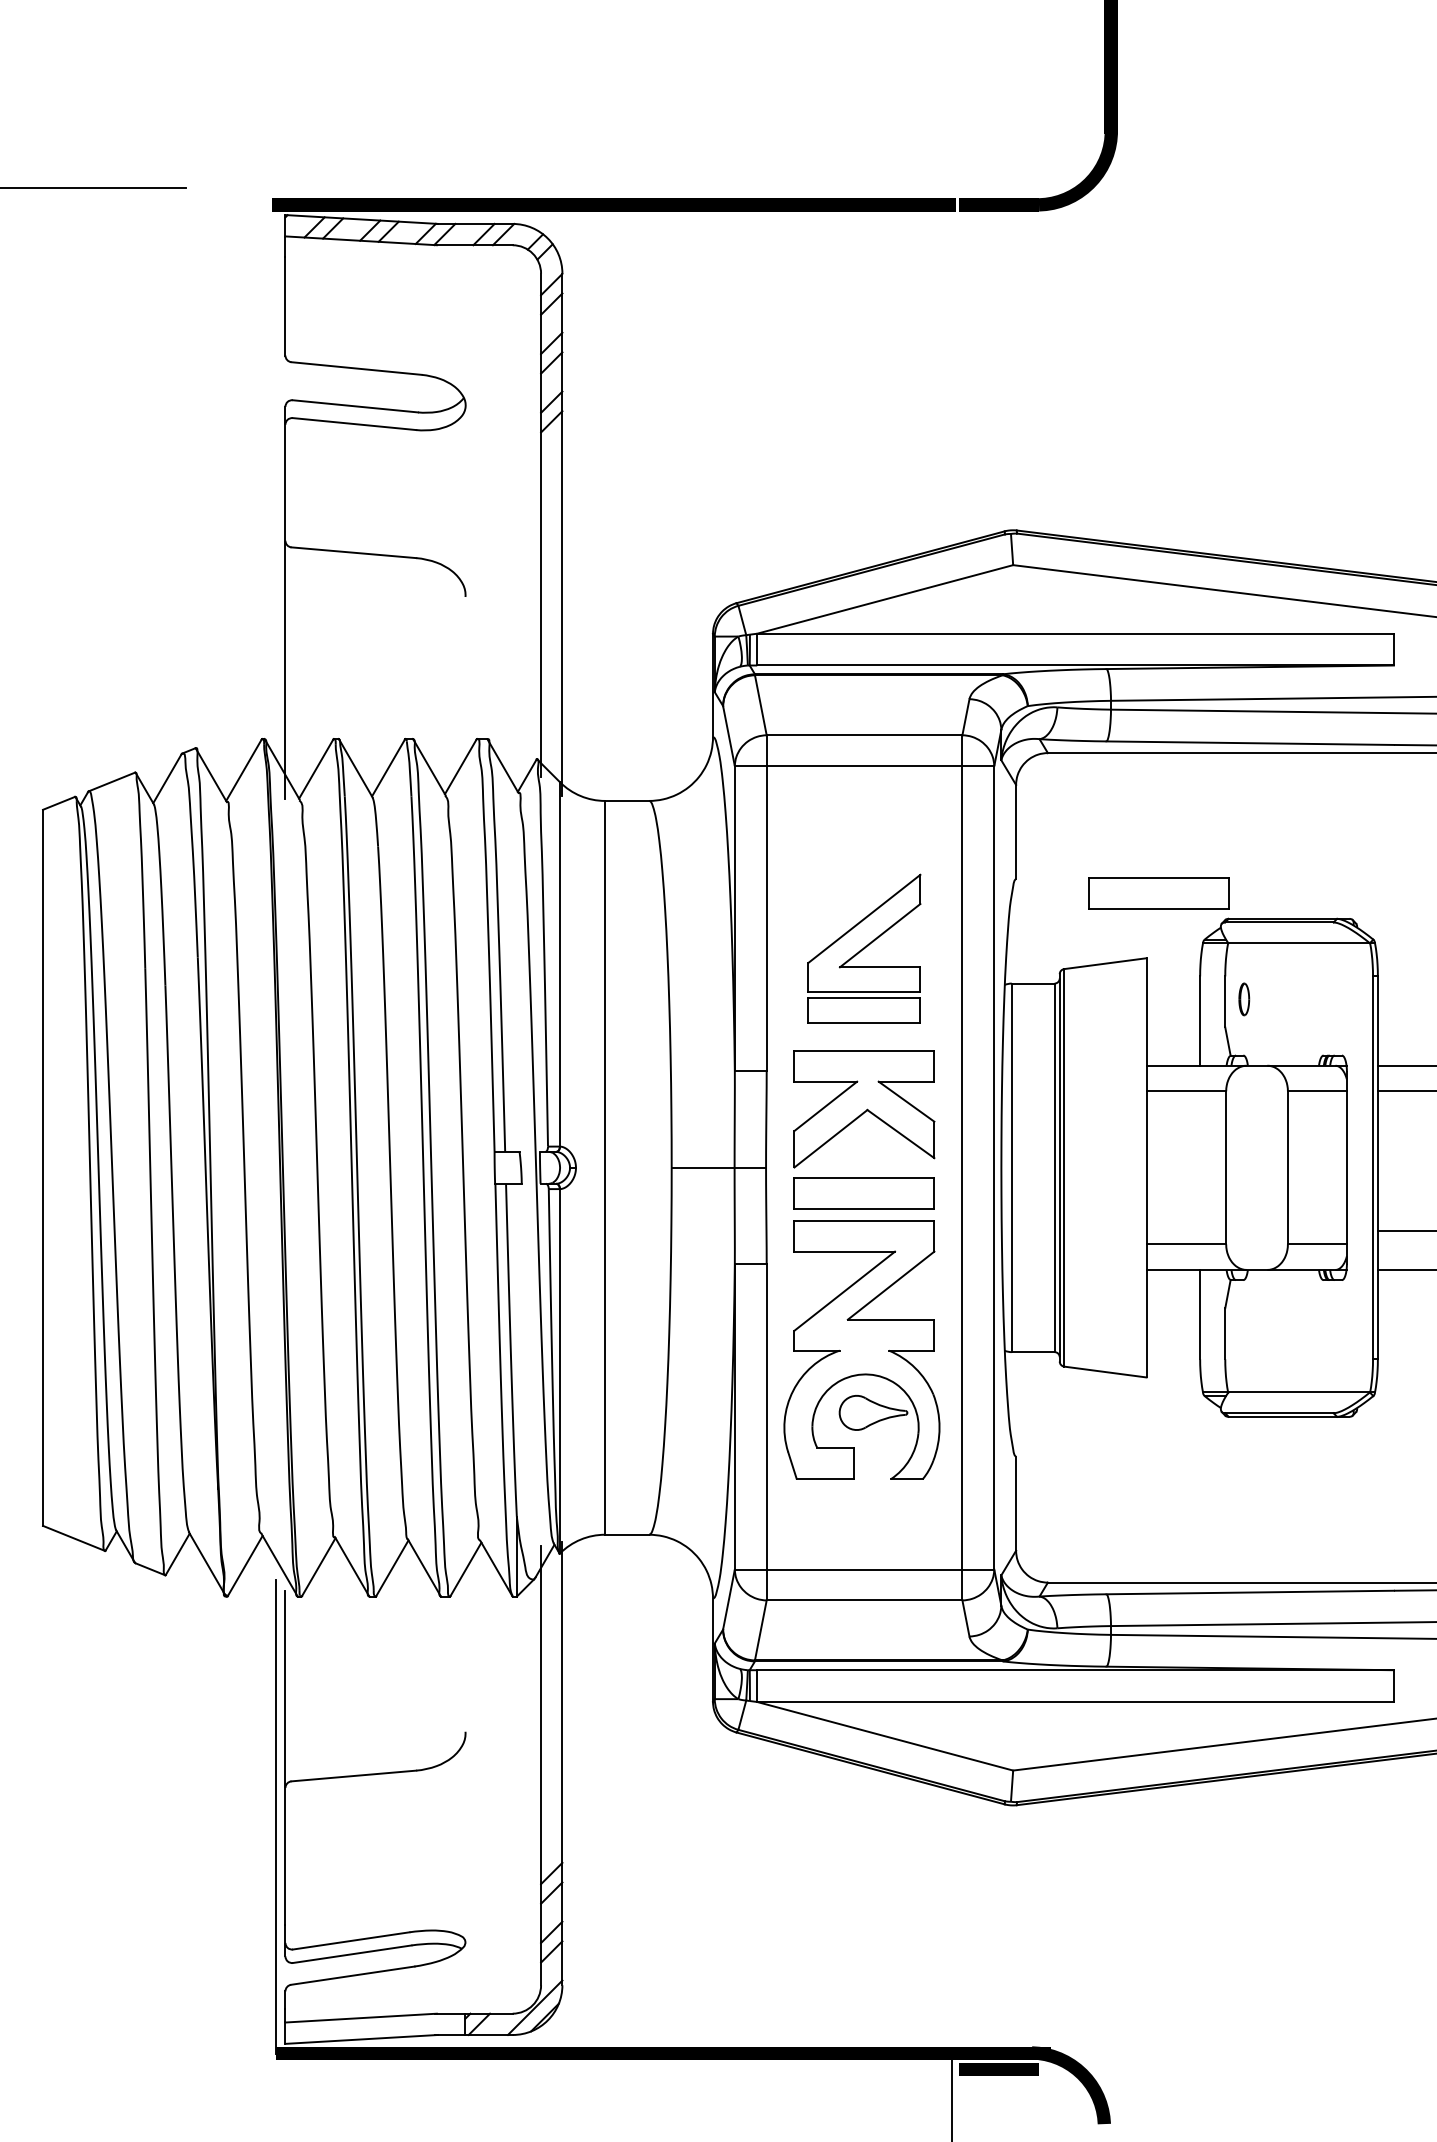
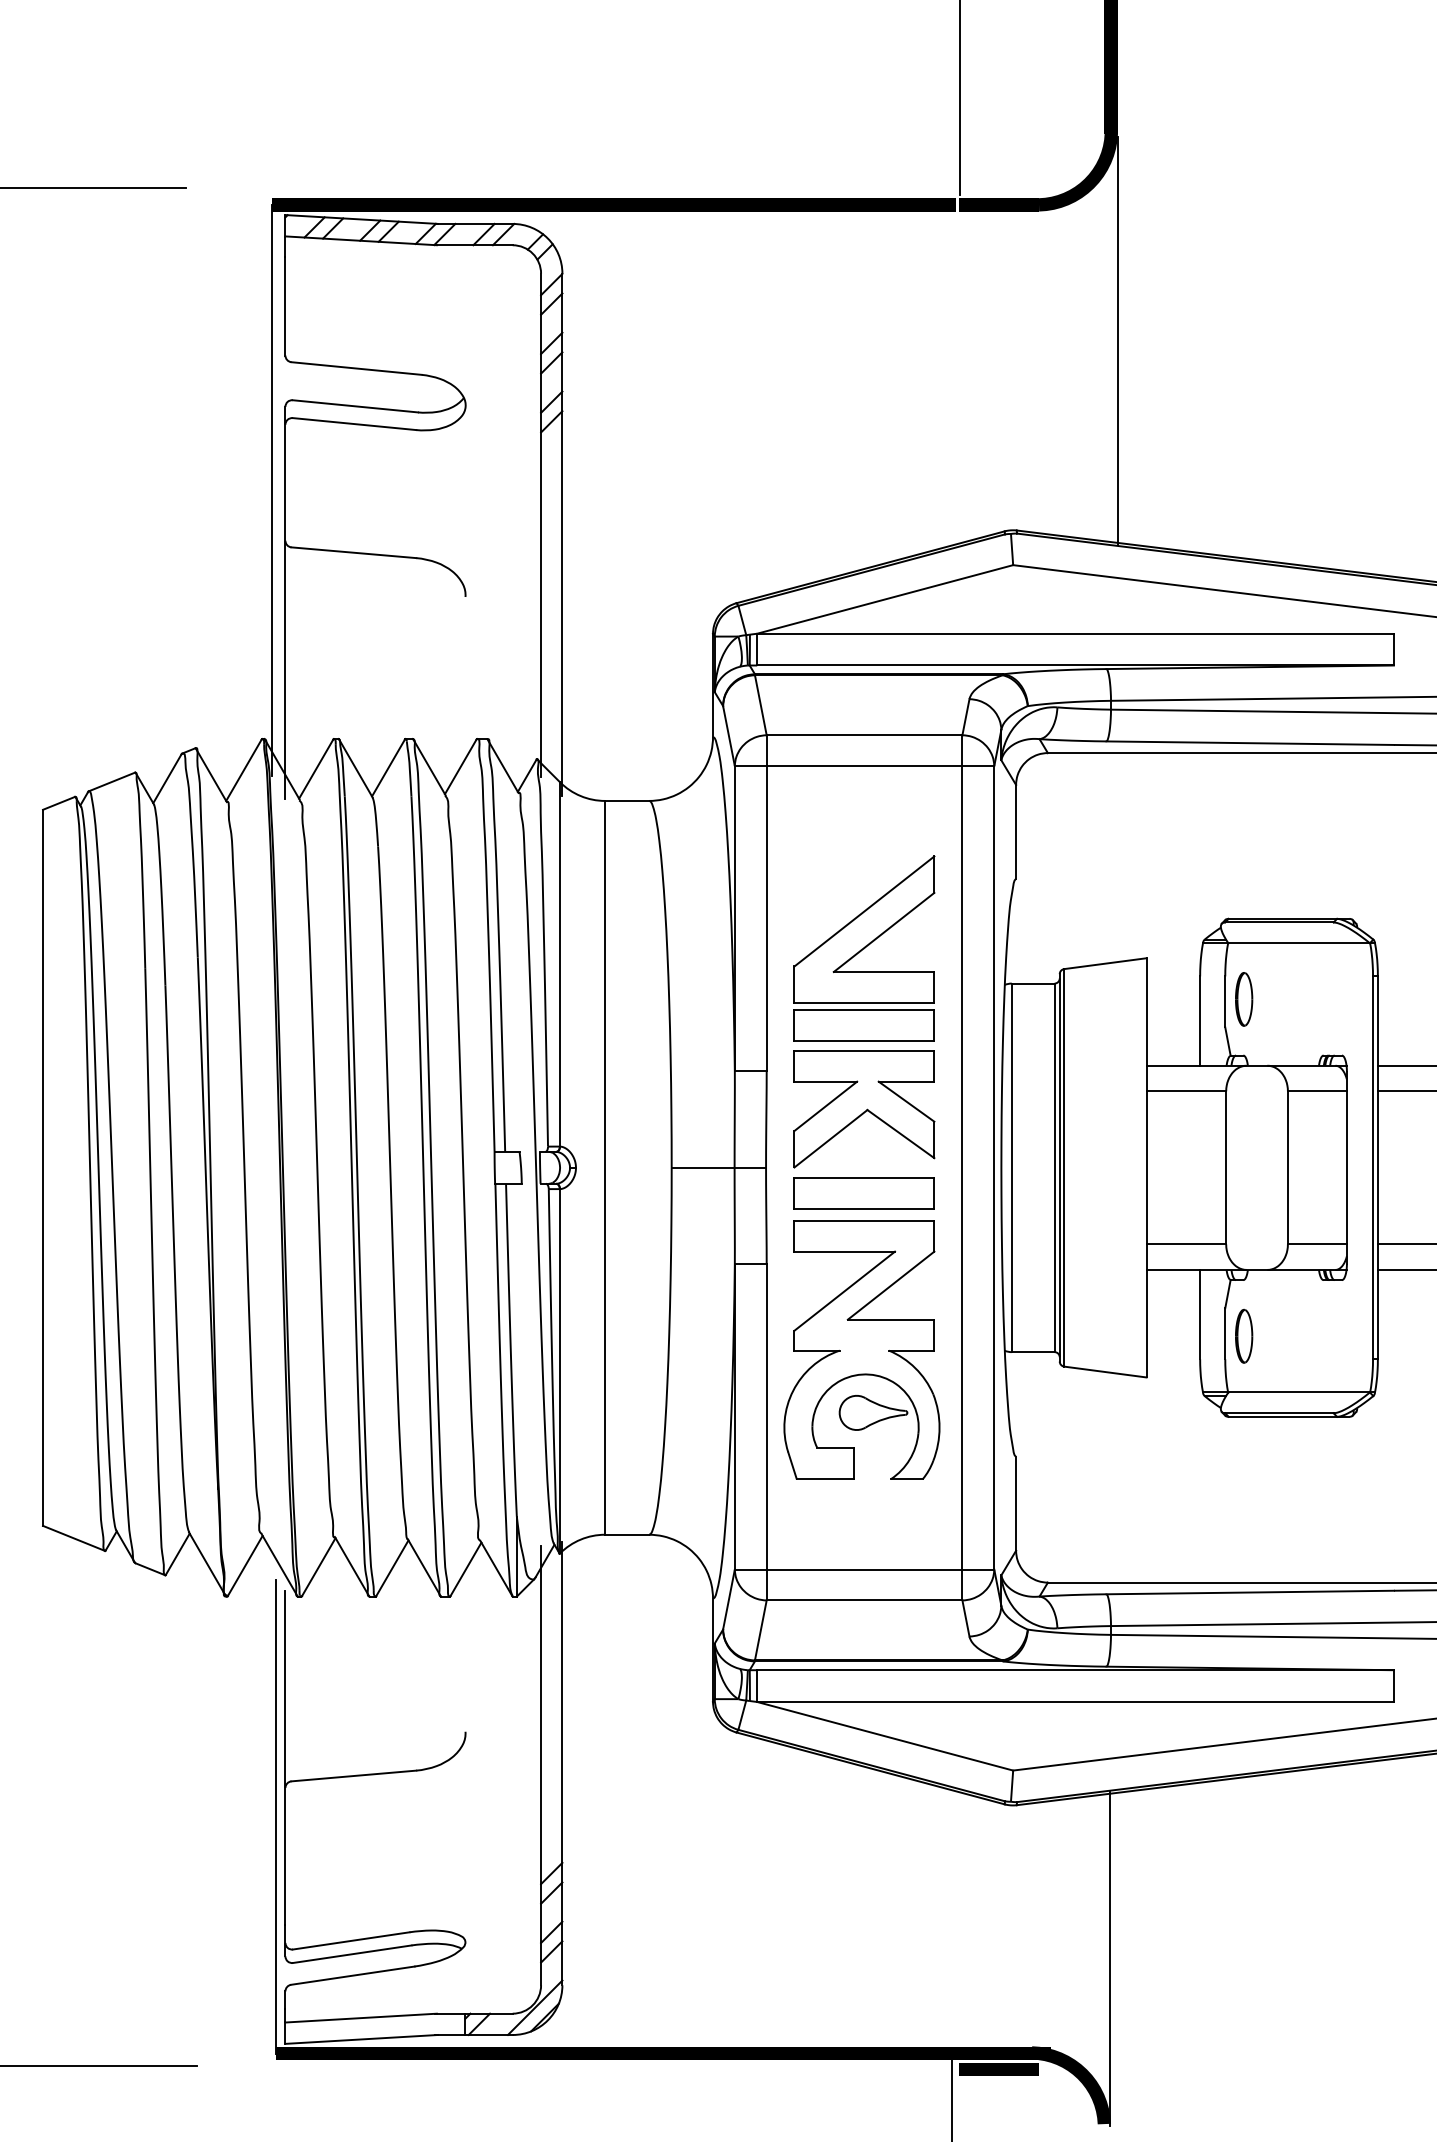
line: none -> present (960, 98)
line: none -> present (1117, 340)
line: none -> present (272, 490)
part: present -> none (1158, 893)
part size: 115x151 px -> 143x187 px (864, 948)
part size: 13x35 px -> 19x55 px (1244, 999)
line position: (1405, 1231) -> (1405, 1244) (1405, 1244)
part: none -> present (1244, 1335)
line: none -> present (1109, 1959)
line: none -> present (99, 2066)
